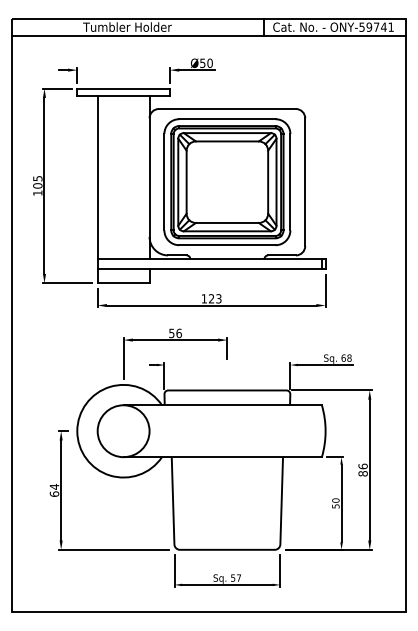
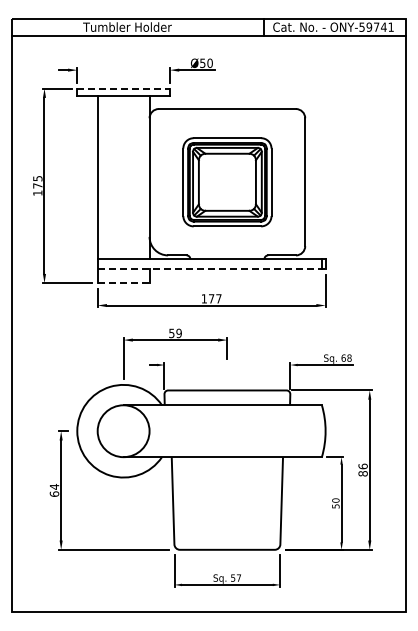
line: solid -> dashed (124, 88)
part size: 129x129 px -> 91x91 px (227, 182)
text: 105 -> 175 (37, 185)
line: solid -> dashed (211, 269)
line: solid -> dashed (123, 283)
text: 123 -> 177 (215, 298)
text: 56 -> 59 (178, 333)
